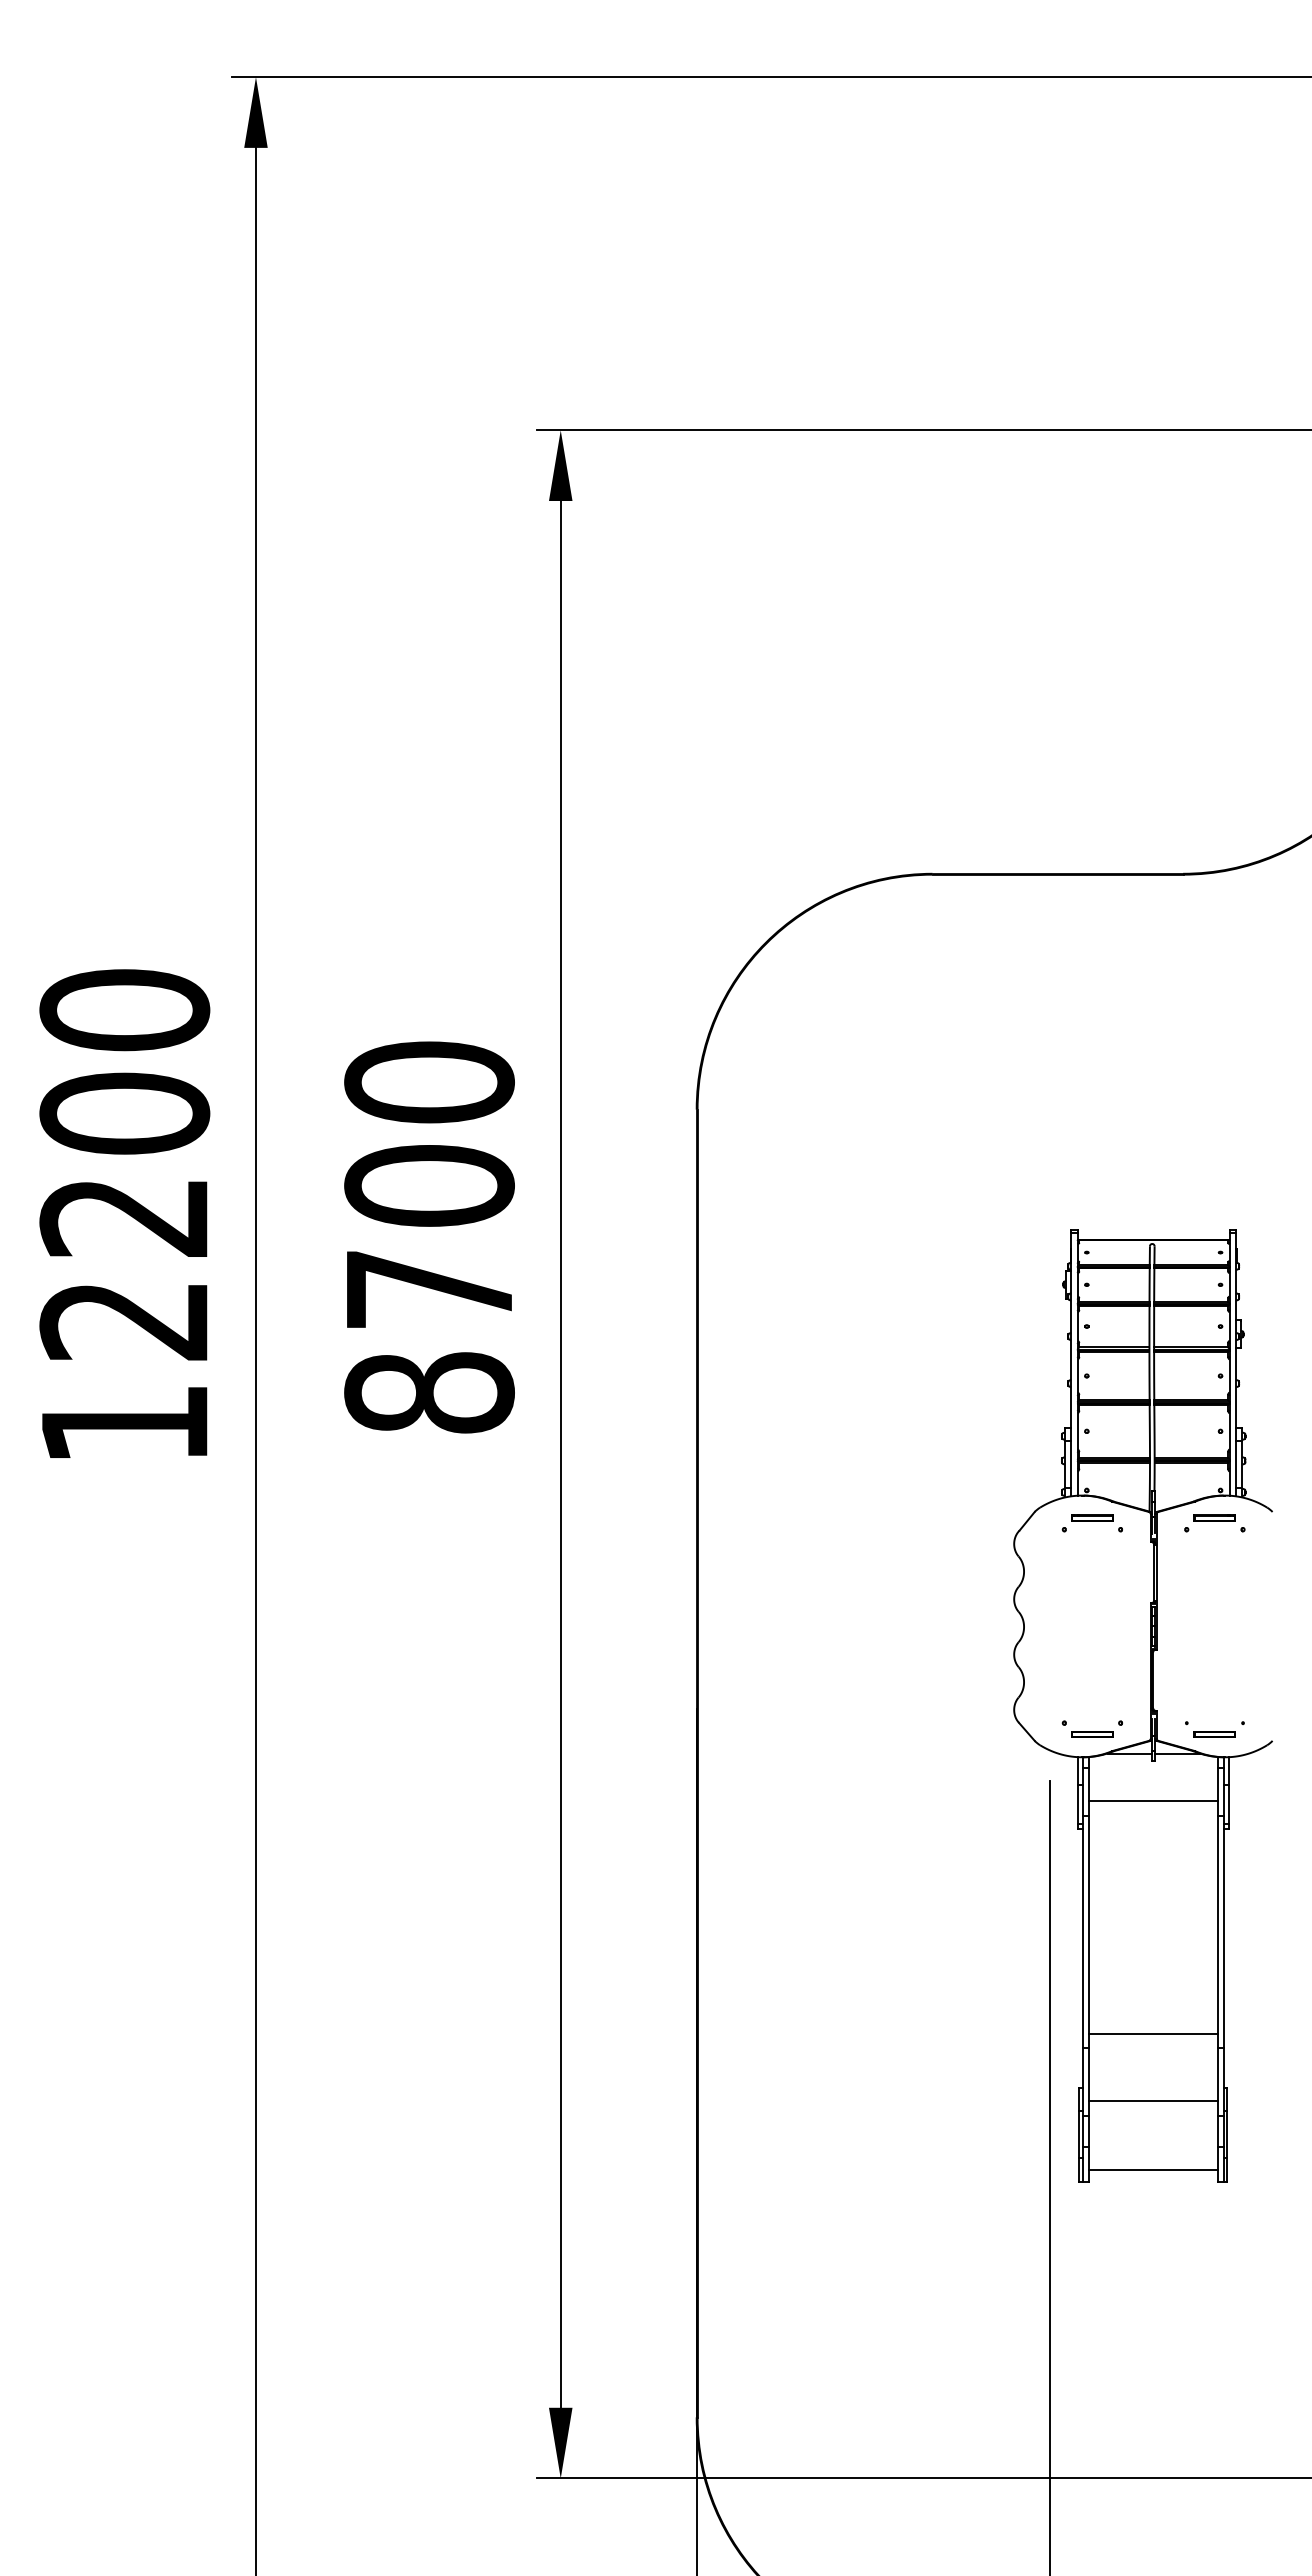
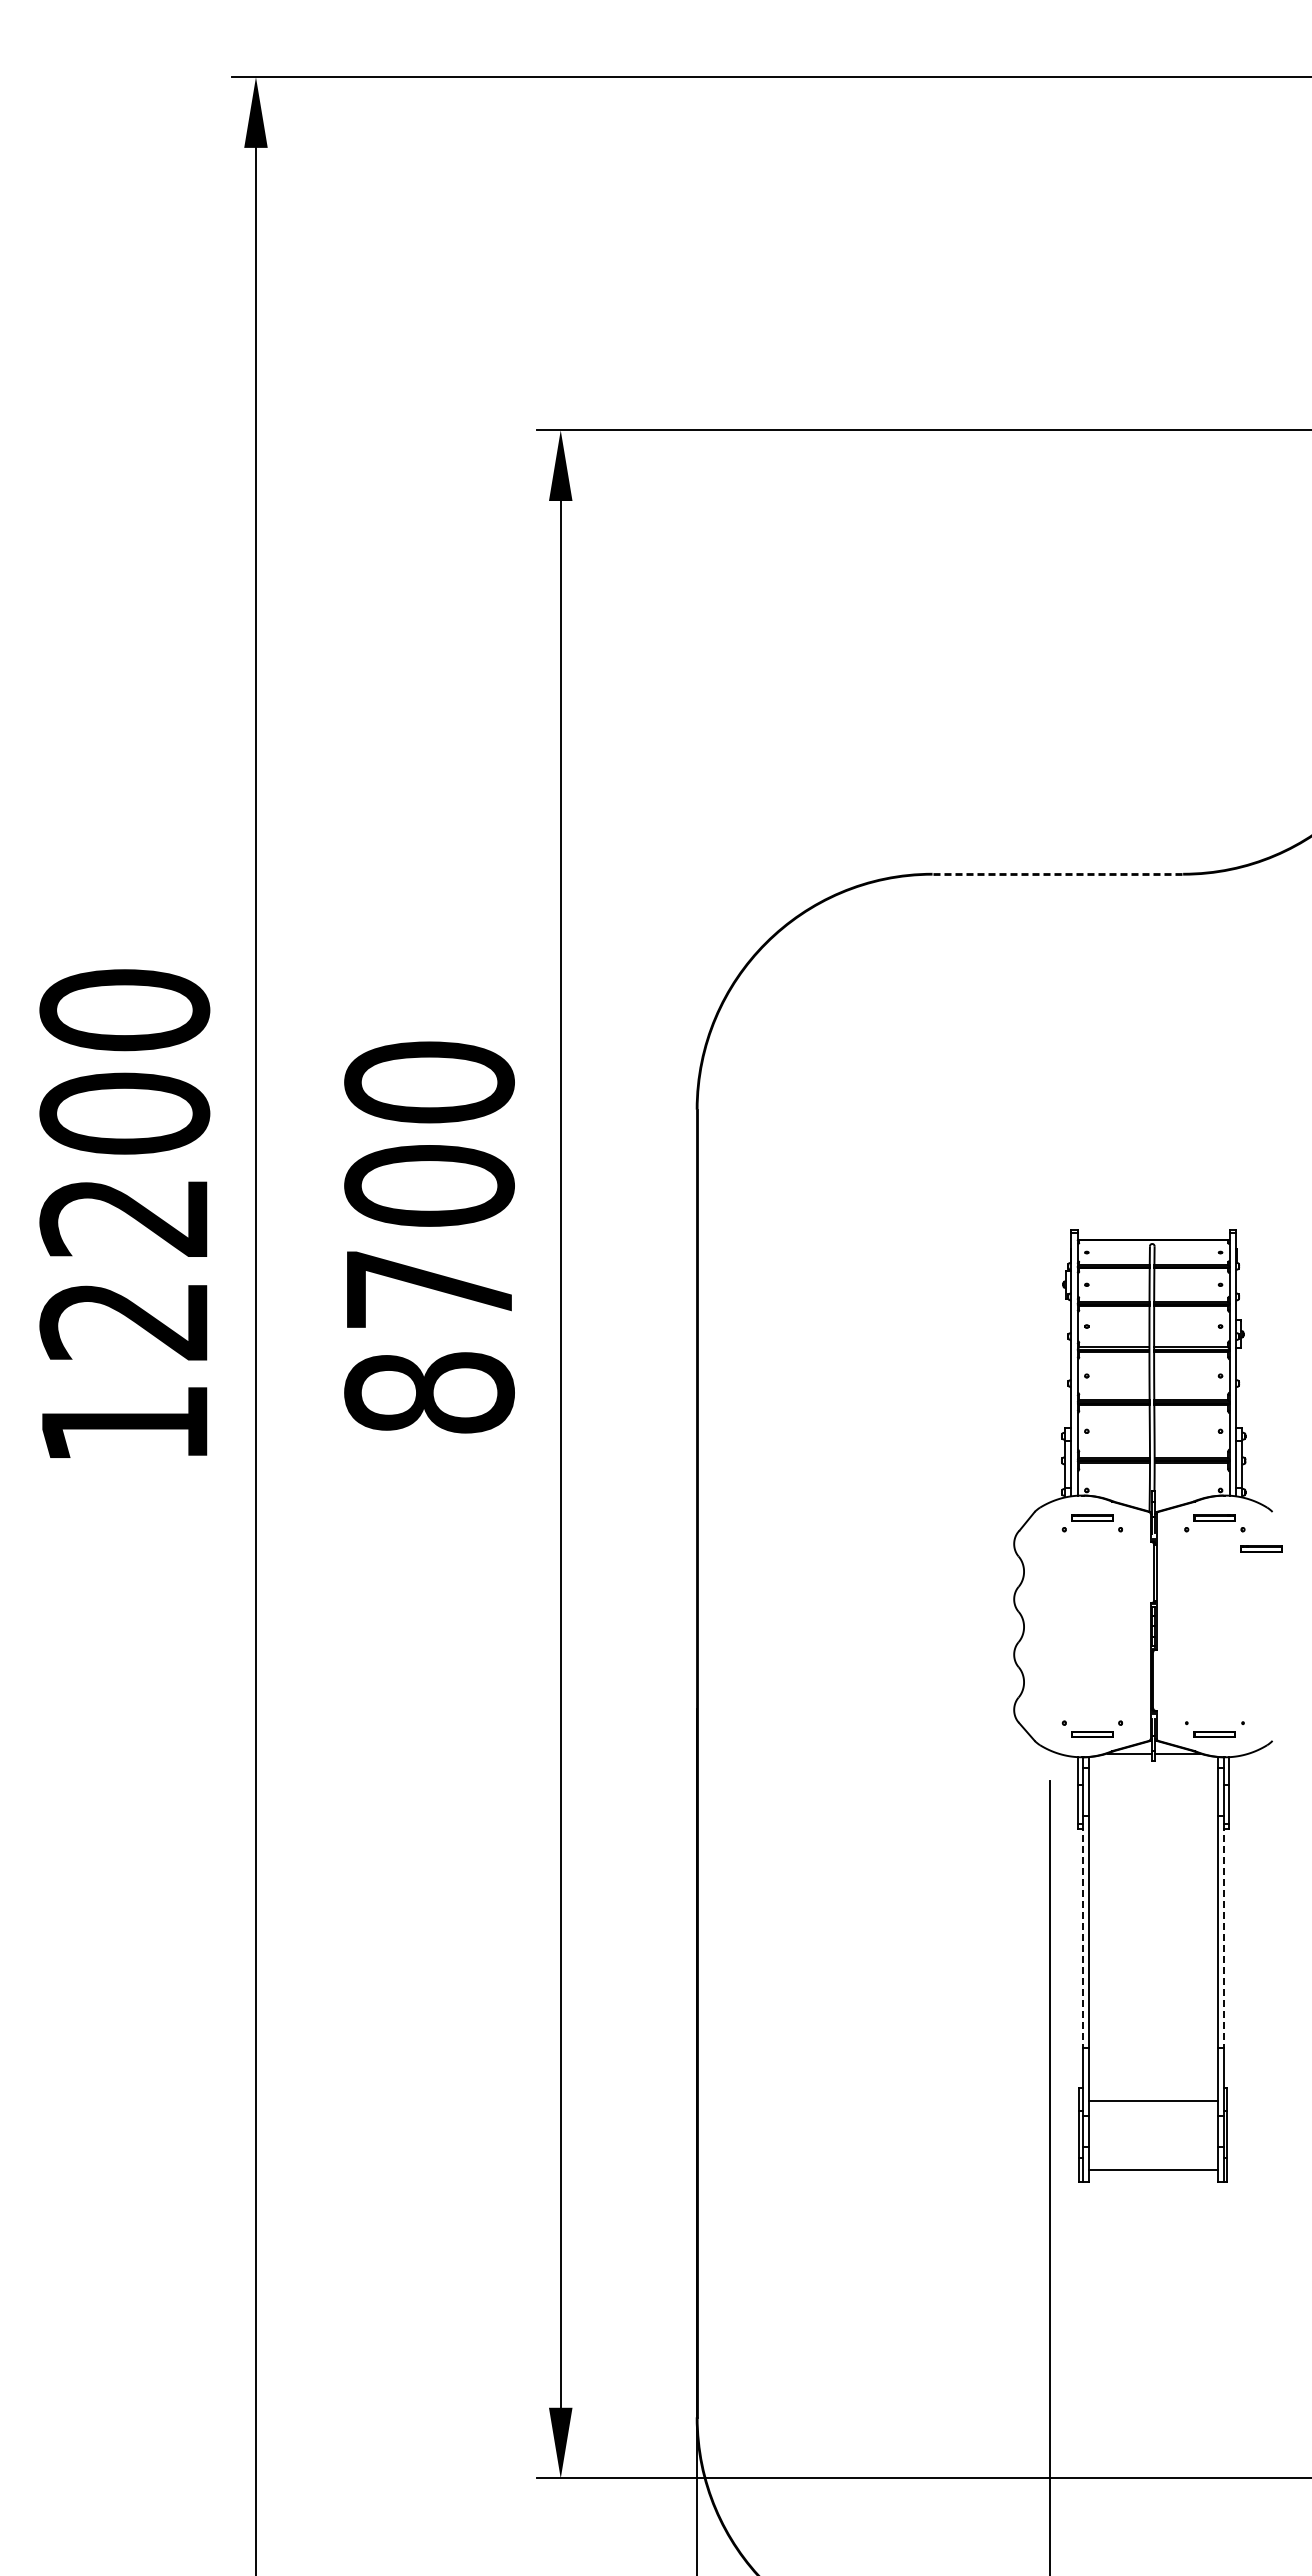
line: solid -> dashed (1058, 874)
part: none -> present (1261, 1548)
line: present -> none (1152, 1800)
line: solid -> dashed (1082, 1936)
line: solid -> dashed (1223, 1936)
line: present -> none (1152, 2033)
